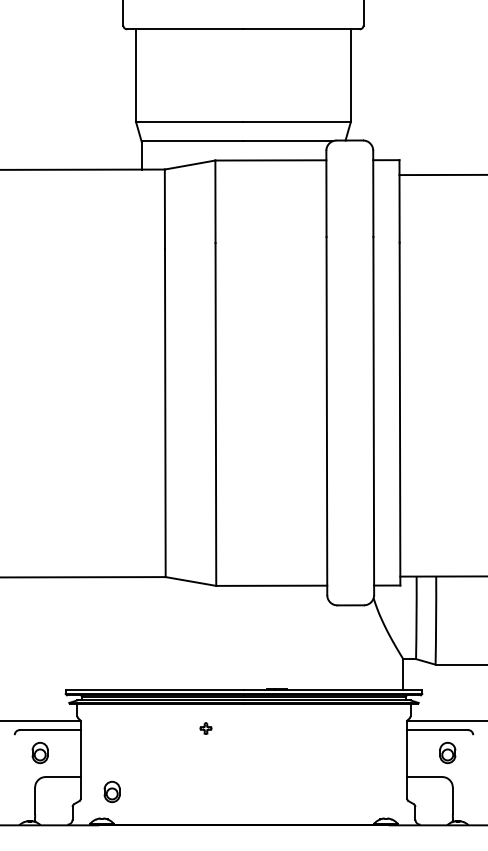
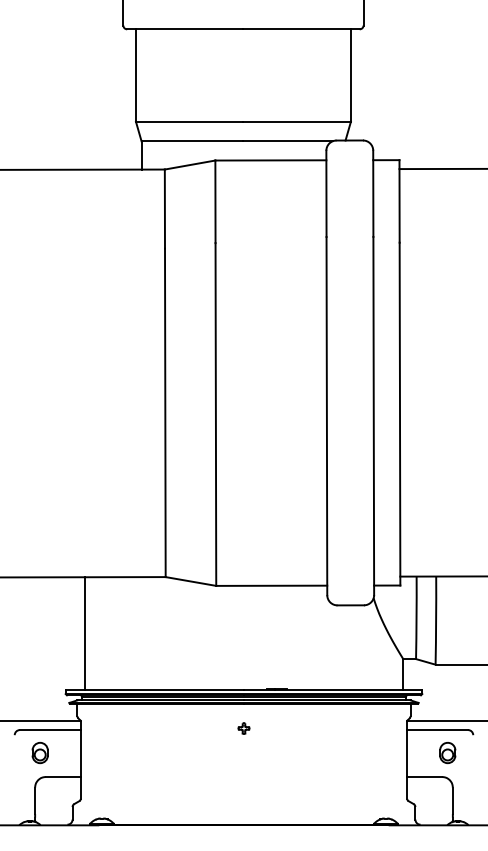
line position: (441, 174) -> (441, 168) (441, 168)
line: none -> present (84, 633)
part position: (205, 728) -> (243, 728) (243, 728)
part: present -> none (111, 791)
